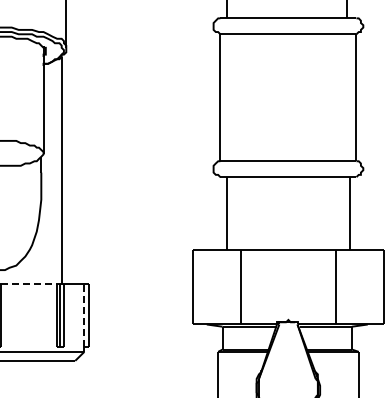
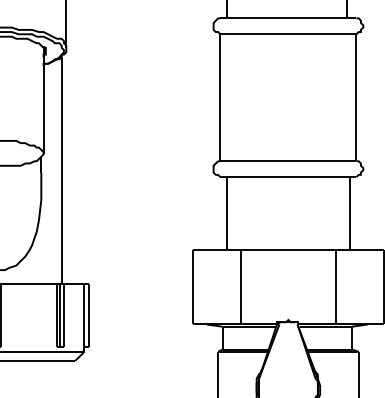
line: dashed -> solid (29, 283)
line: dashed -> solid (84, 315)
